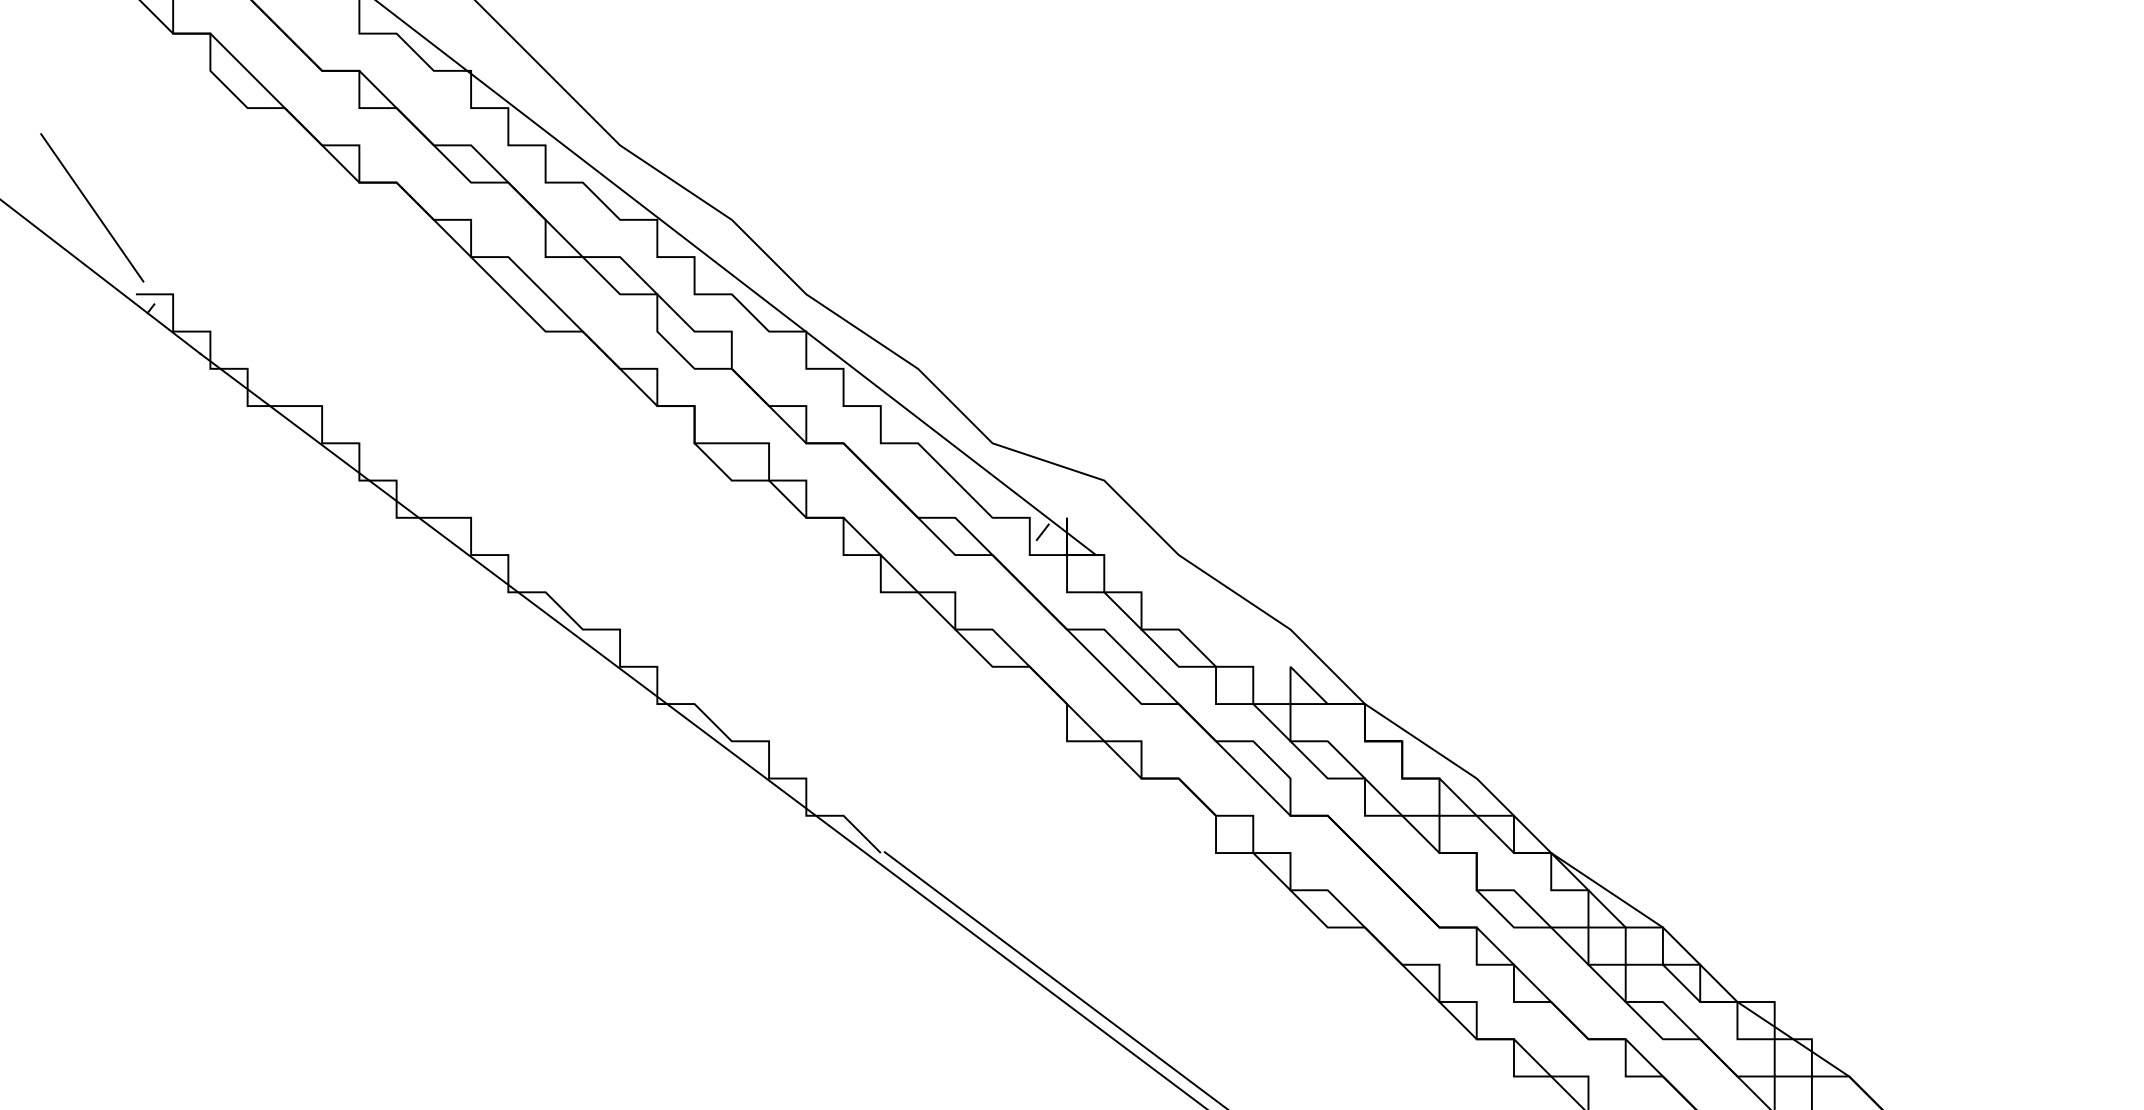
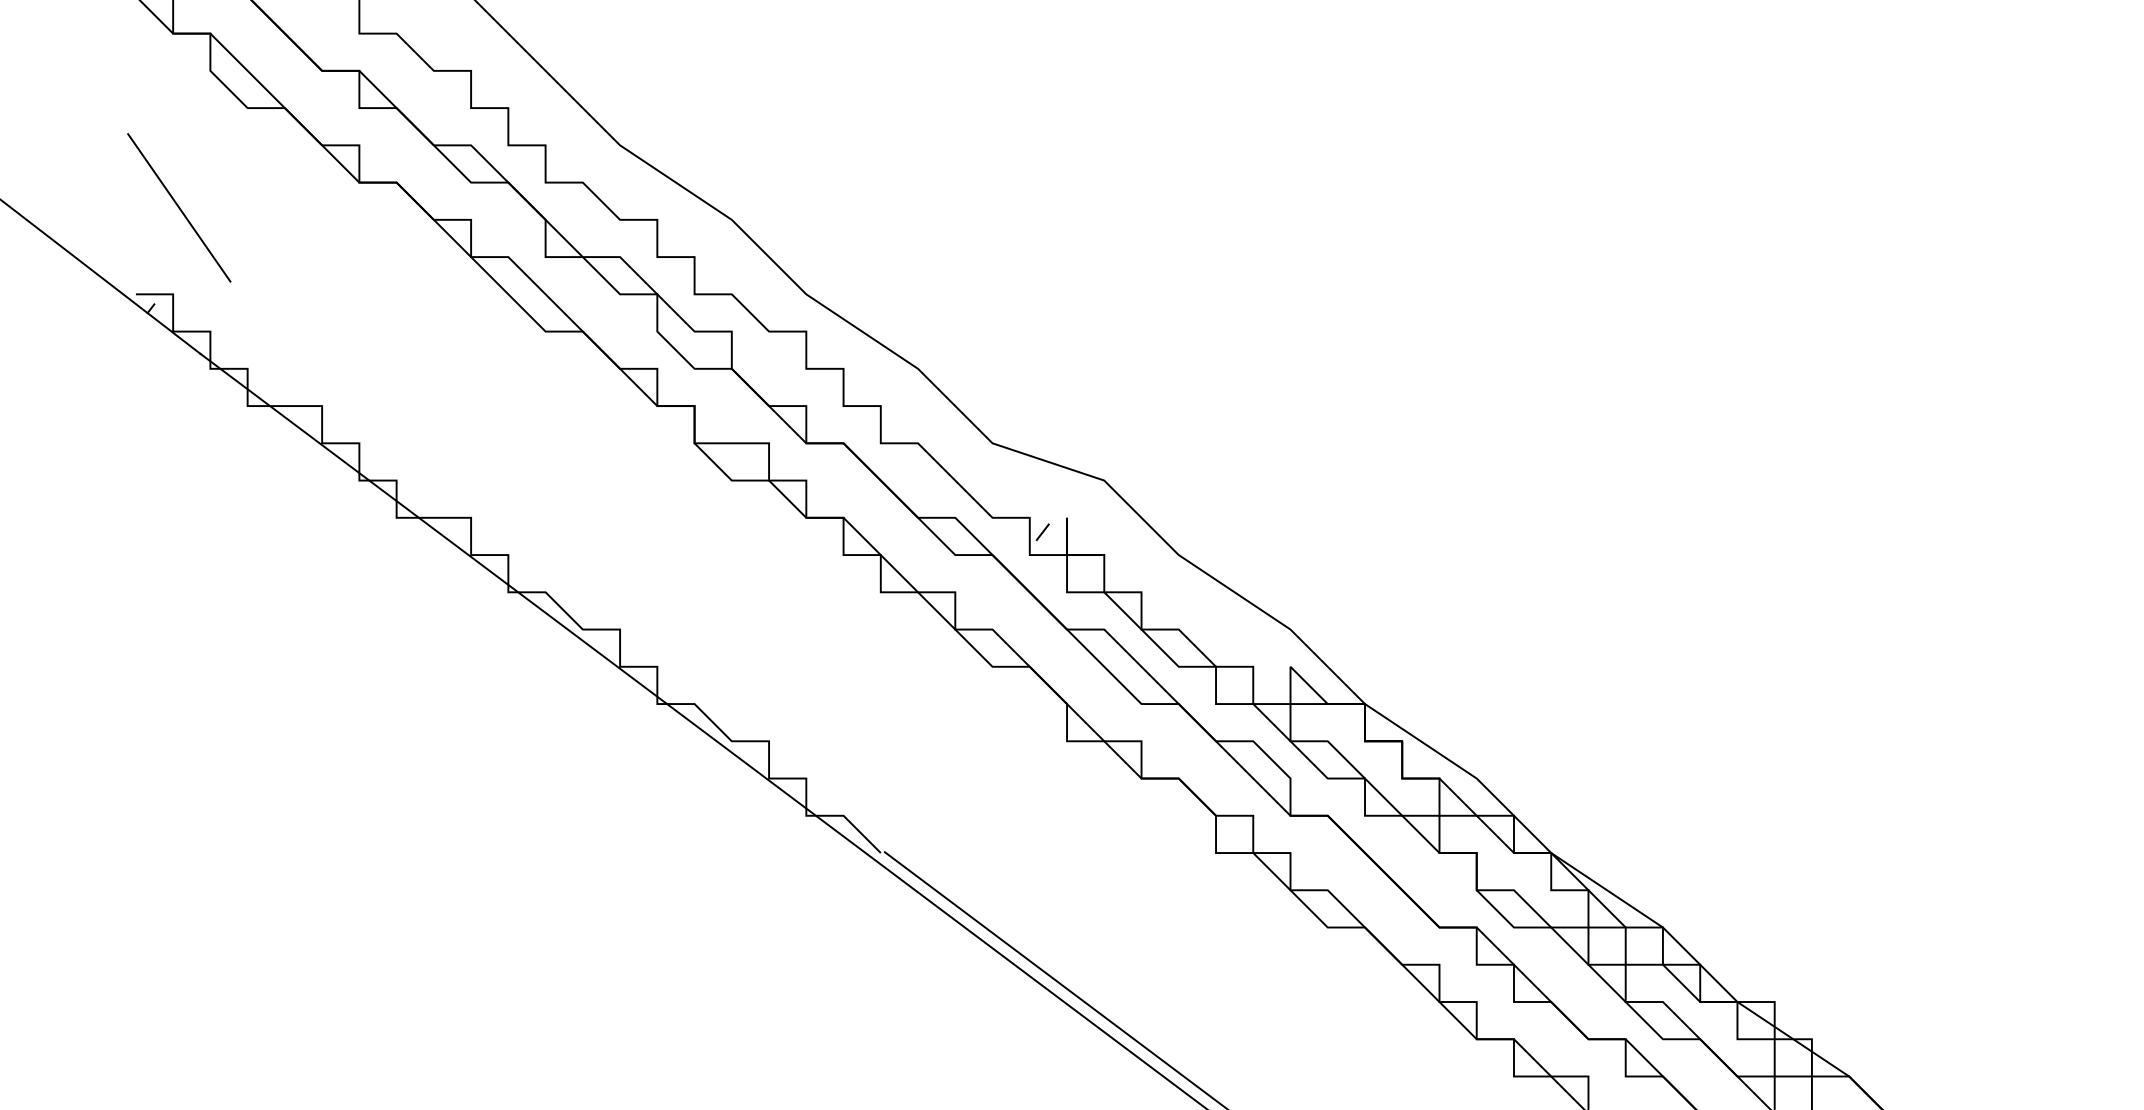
line position: (92, 207) -> (179, 207) (179, 207)
line: present -> none (736, 278)
